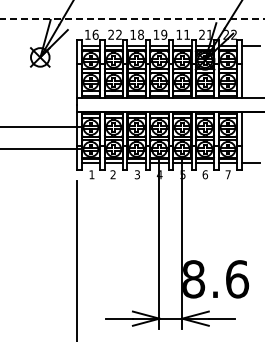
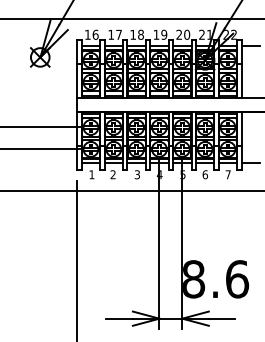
line: dashed -> solid (132, 18)
text: 22 -> 17 (114, 34)
text: 11 -> 20 (183, 34)
line: none -> present (131, 191)
